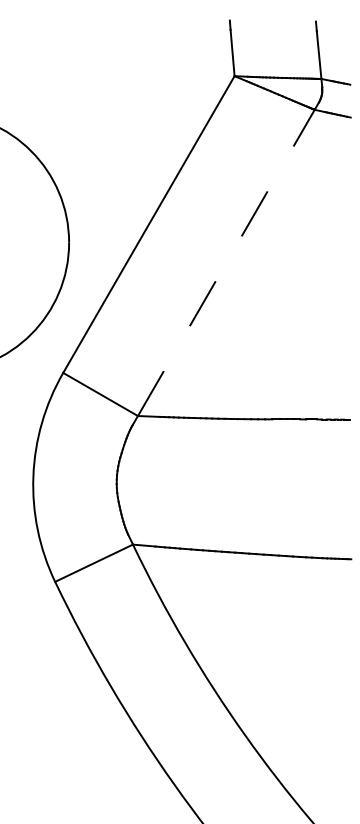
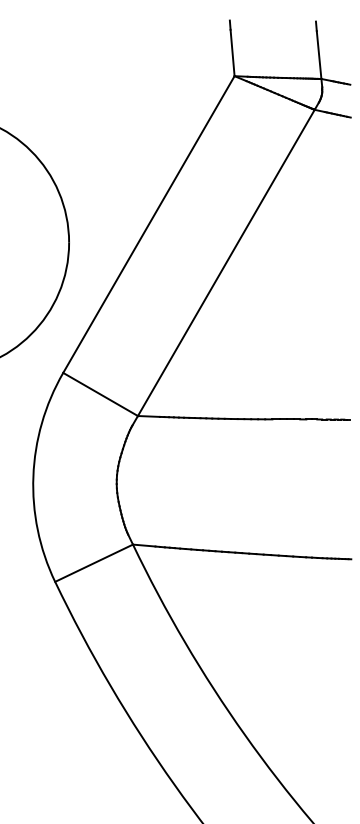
line: dashed -> solid (226, 262)
